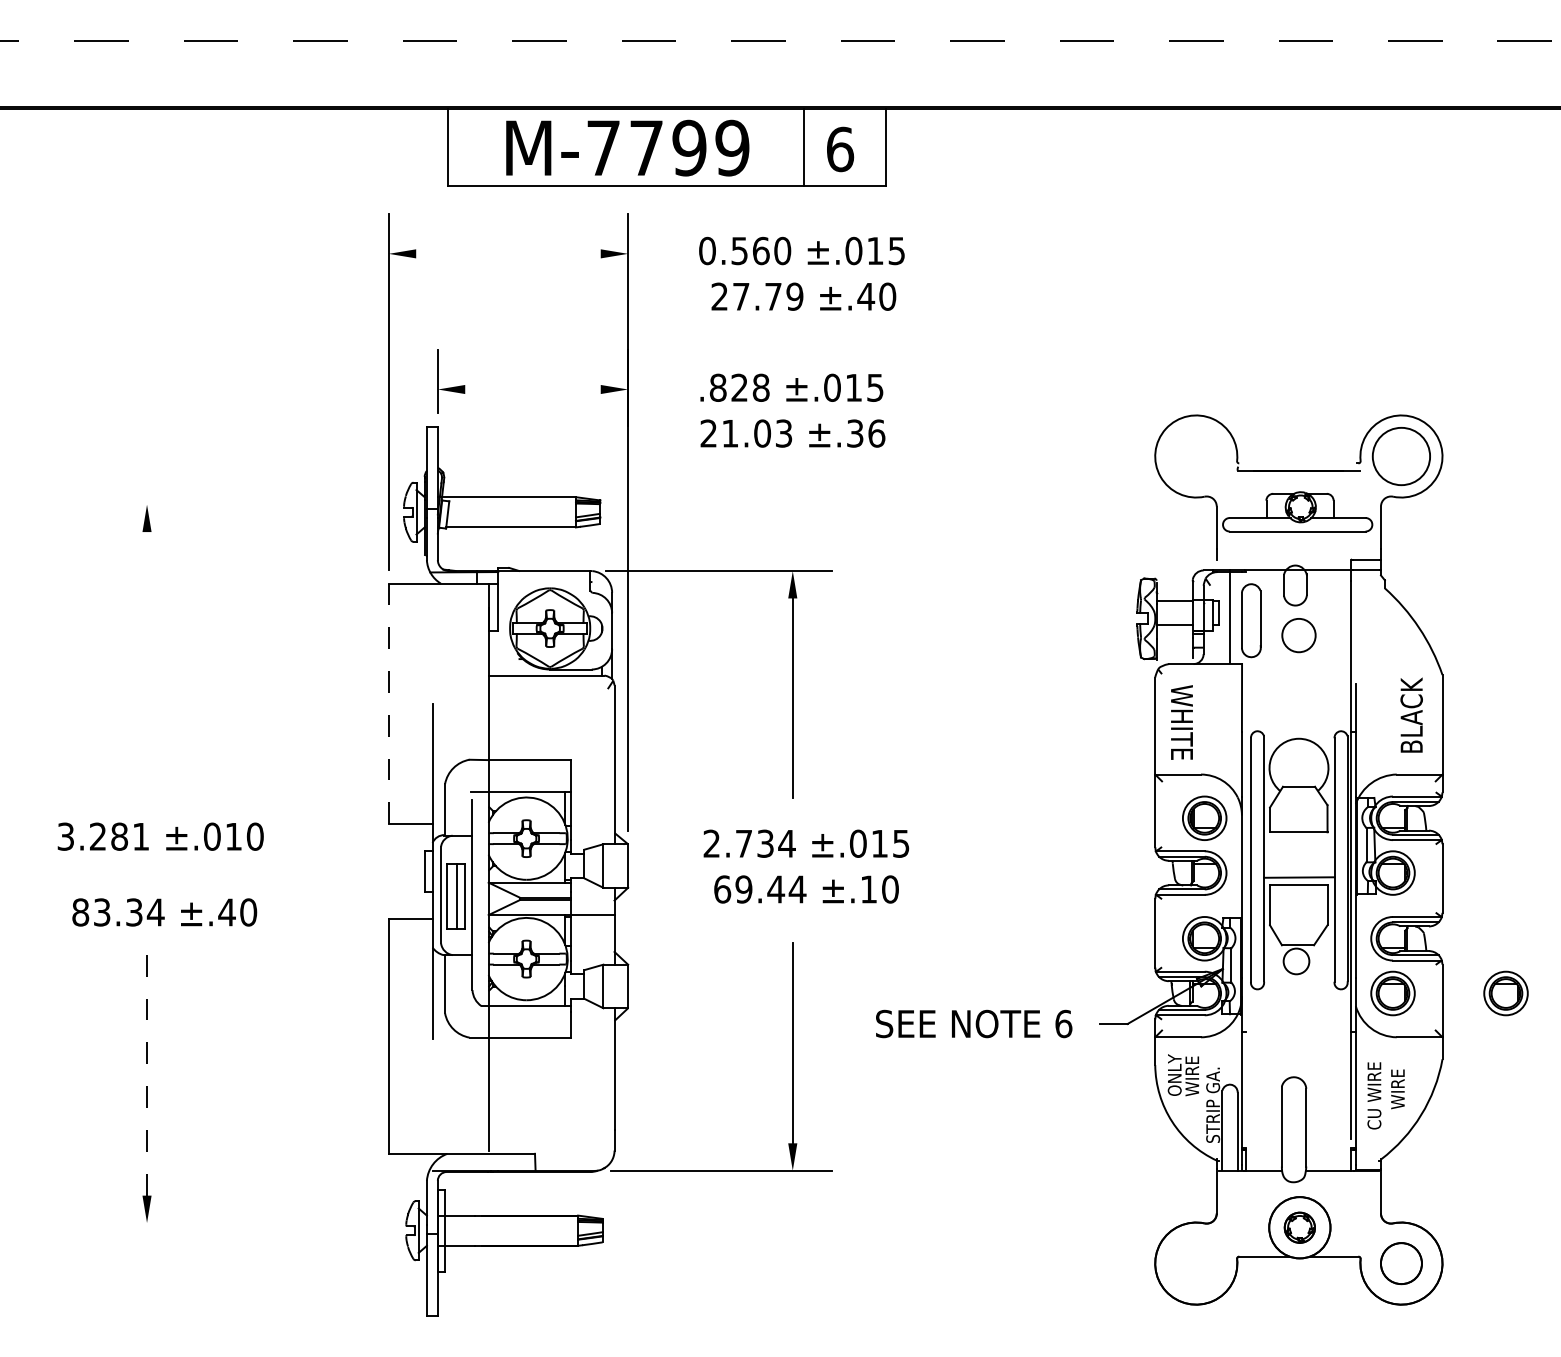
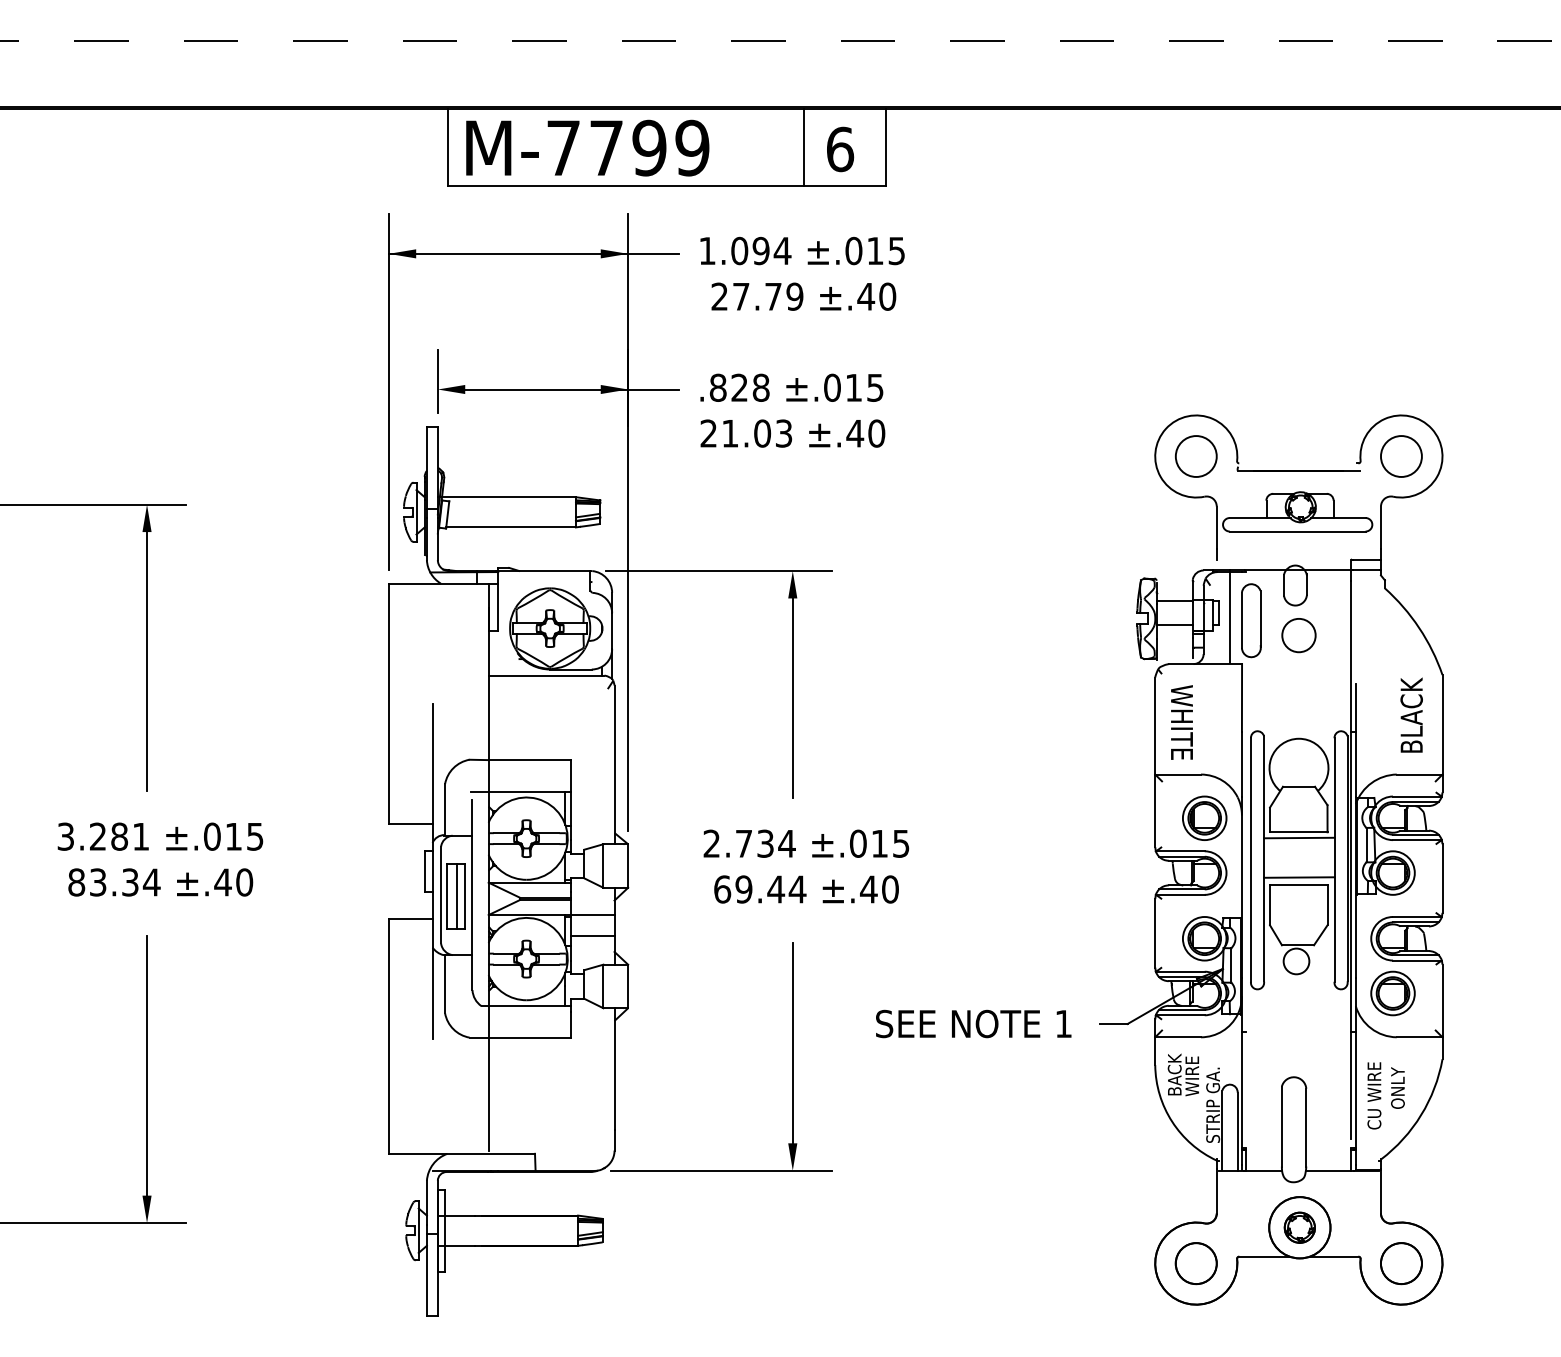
text position: (627, 147) -> (587, 147) (587, 147)
text: 0.560 -> 1.094 (745, 250)
line: none -> present (533, 253)
line: none -> present (571, 389)
text: ±.36 -> ±.40 (865, 433)
circle: none -> present (1195, 456)
circle diameter: 57 px -> 41 px (1400, 456)
line: none -> present (94, 504)
line: none -> present (147, 661)
line: dashed -> solid (388, 703)
text: ±.010 -> ±.015 (254, 836)
line: none -> present (1298, 837)
text: ±.10 -> ±.40 (868, 889)
text position: (164, 912) -> (160, 882) (160, 882)
line: none -> present (592, 935)
part: present -> none (1505, 993)
text: 6 -> 1 (1063, 1023)
line: dashed -> solid (147, 1066)
text: ONLY -> BACK (1174, 1074)
text: WIRE -> ONLY (1397, 1088)
line: none -> present (94, 1223)
circle: none -> present (1195, 1263)
